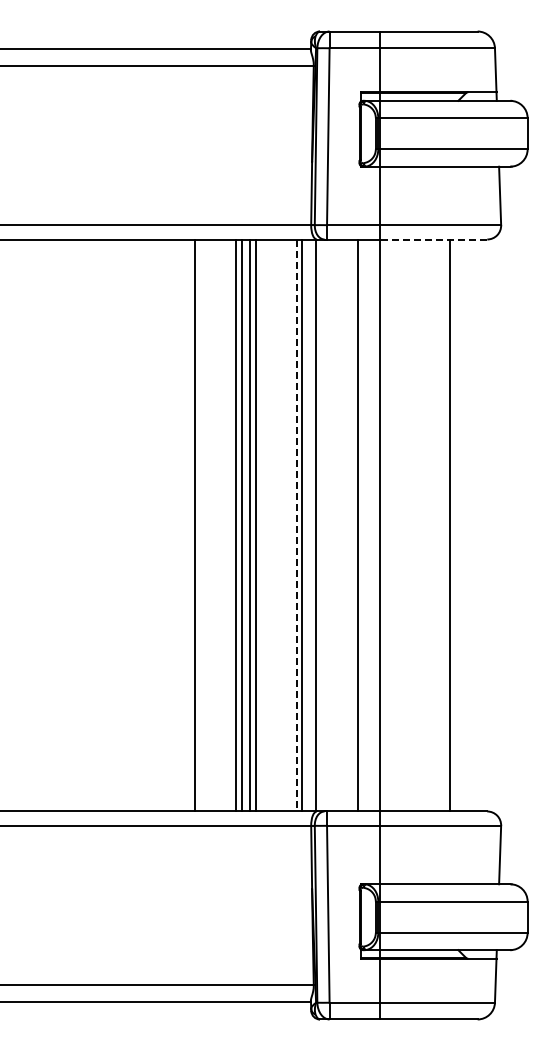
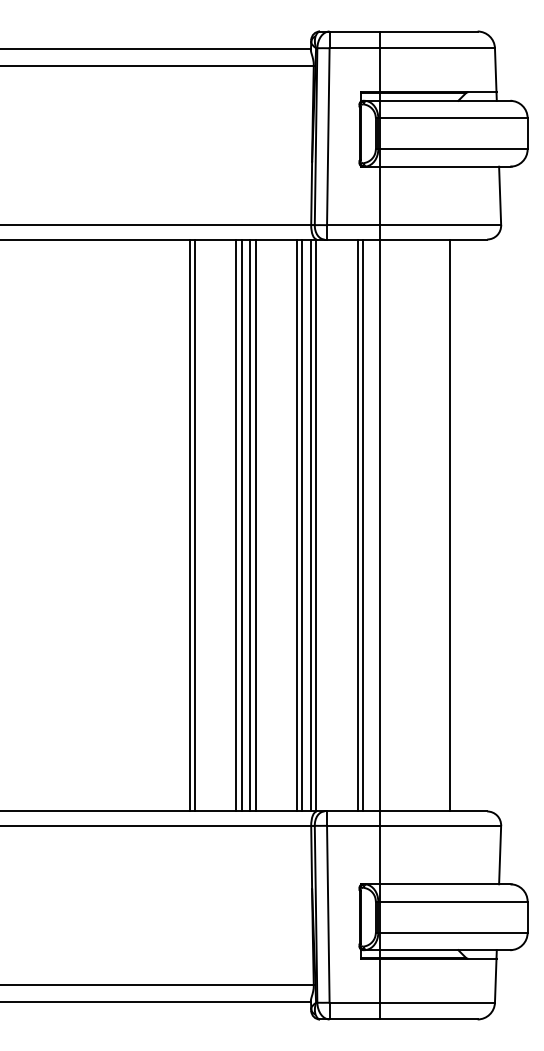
line: dashed -> solid (433, 239)
line: none -> present (189, 525)
line: dashed -> solid (297, 525)
line: none -> present (310, 525)
line: none -> present (362, 525)
